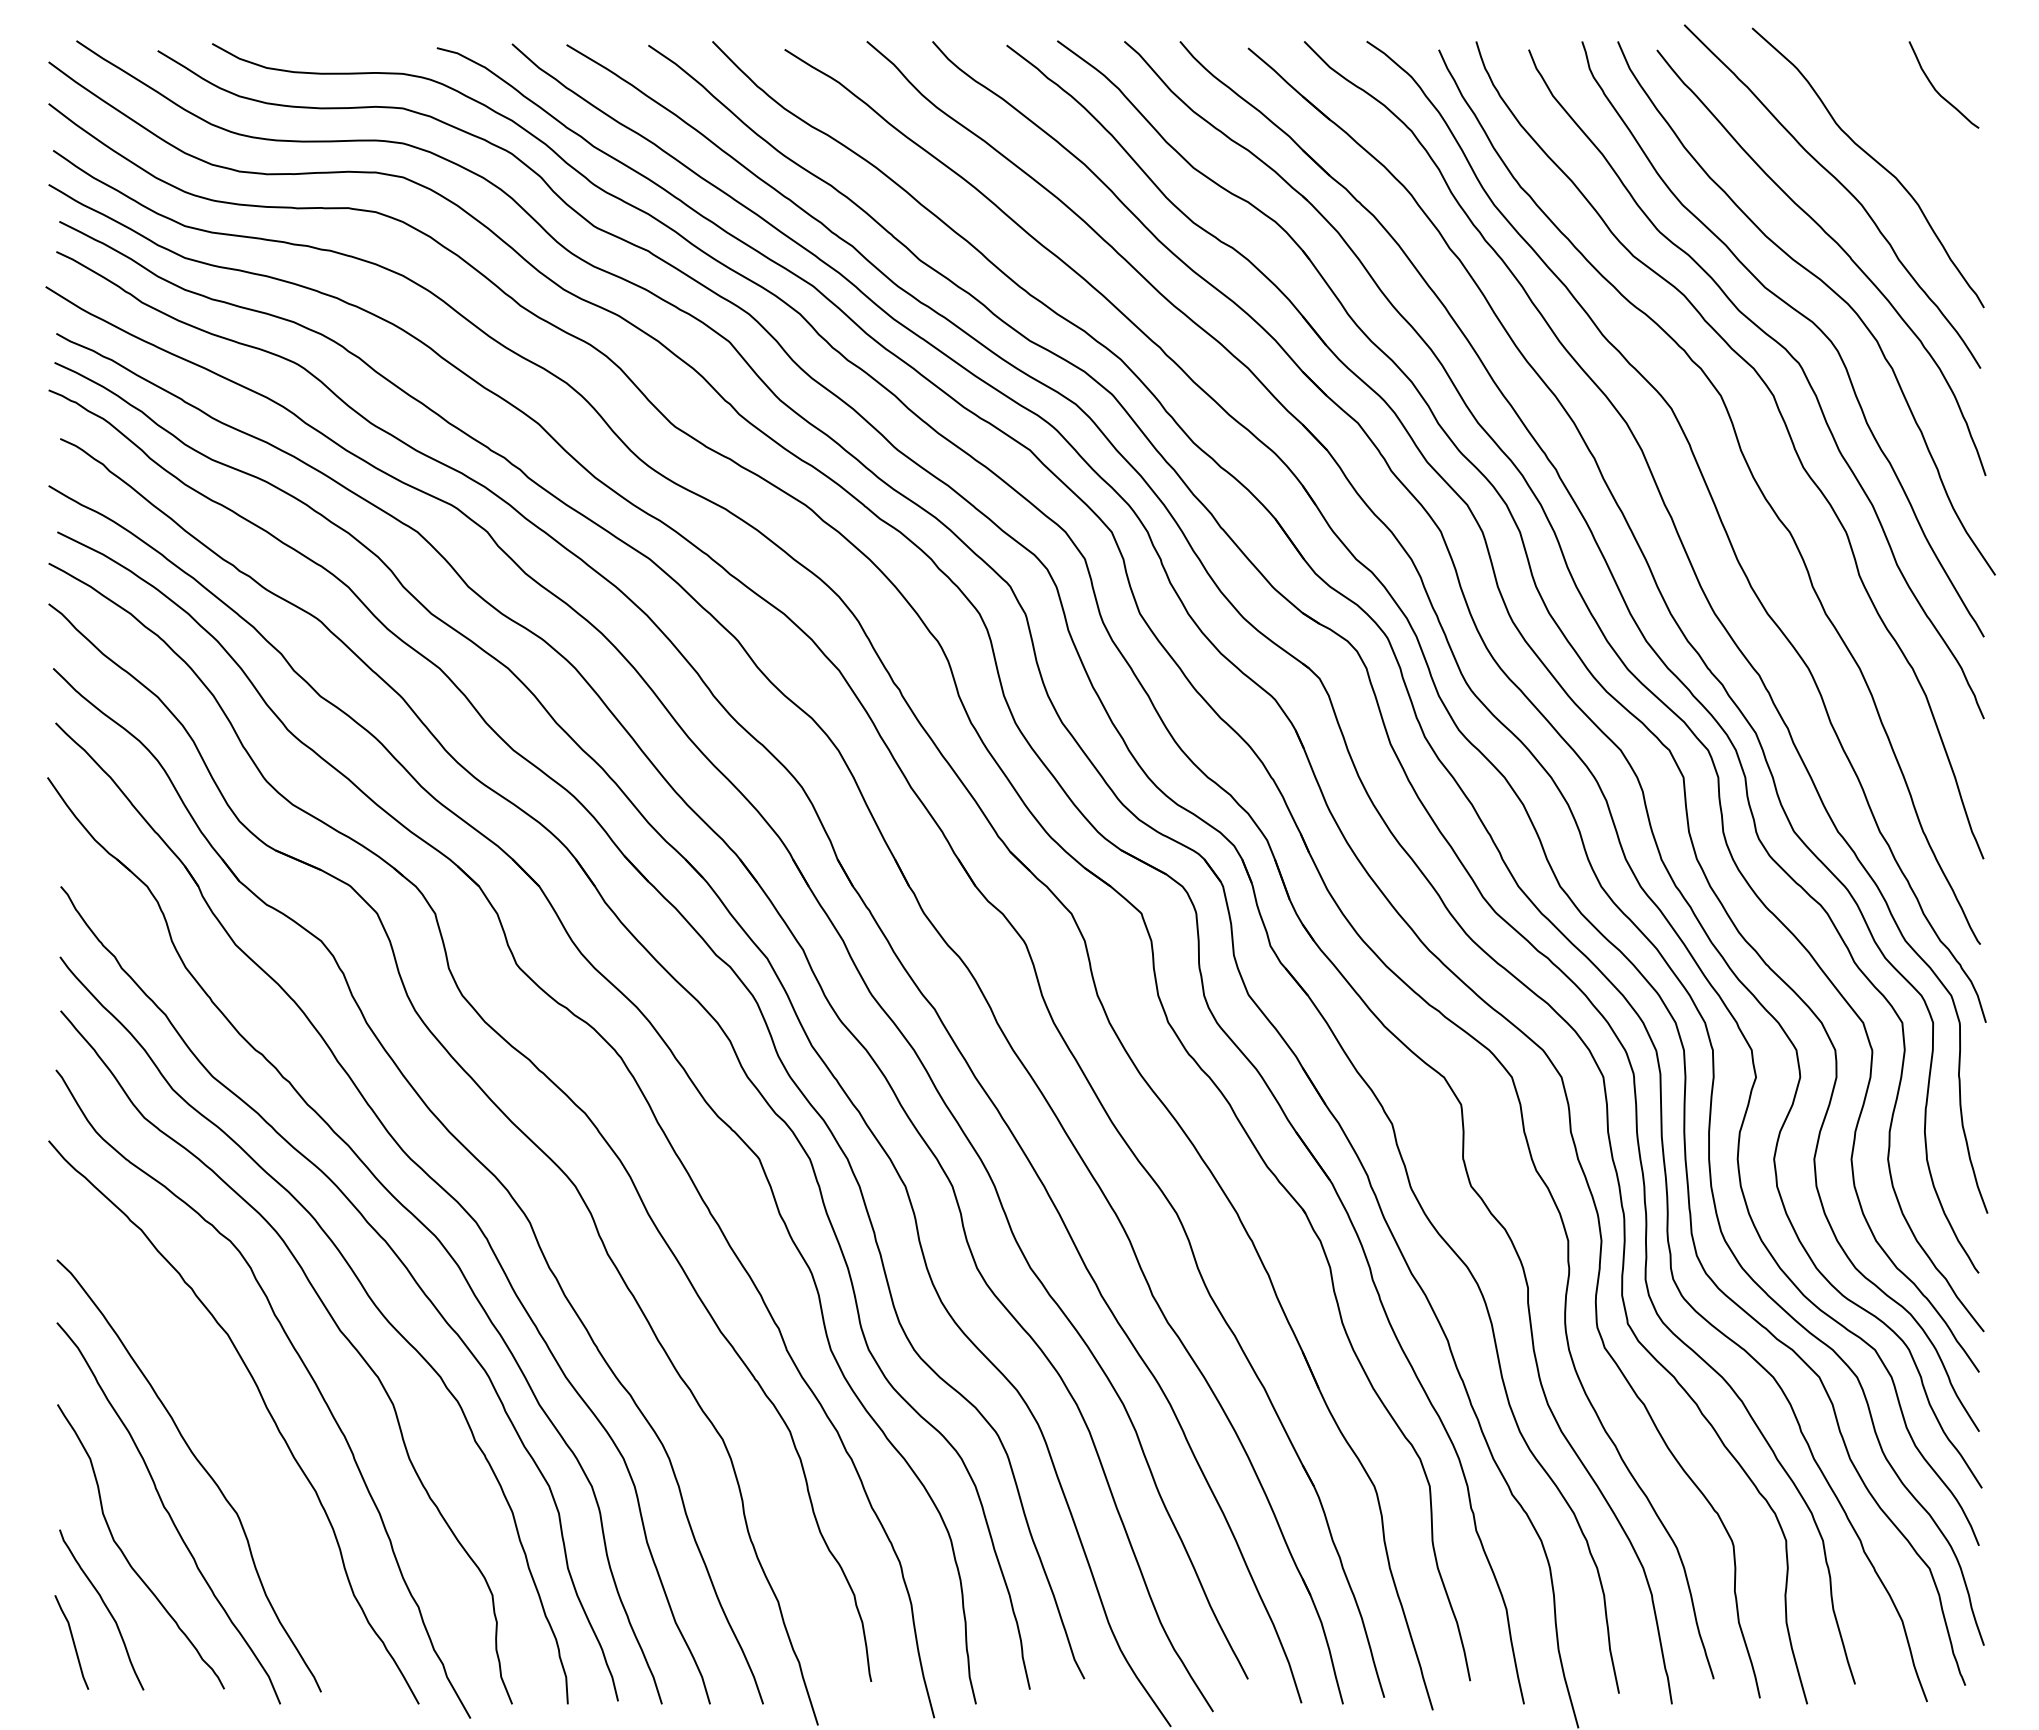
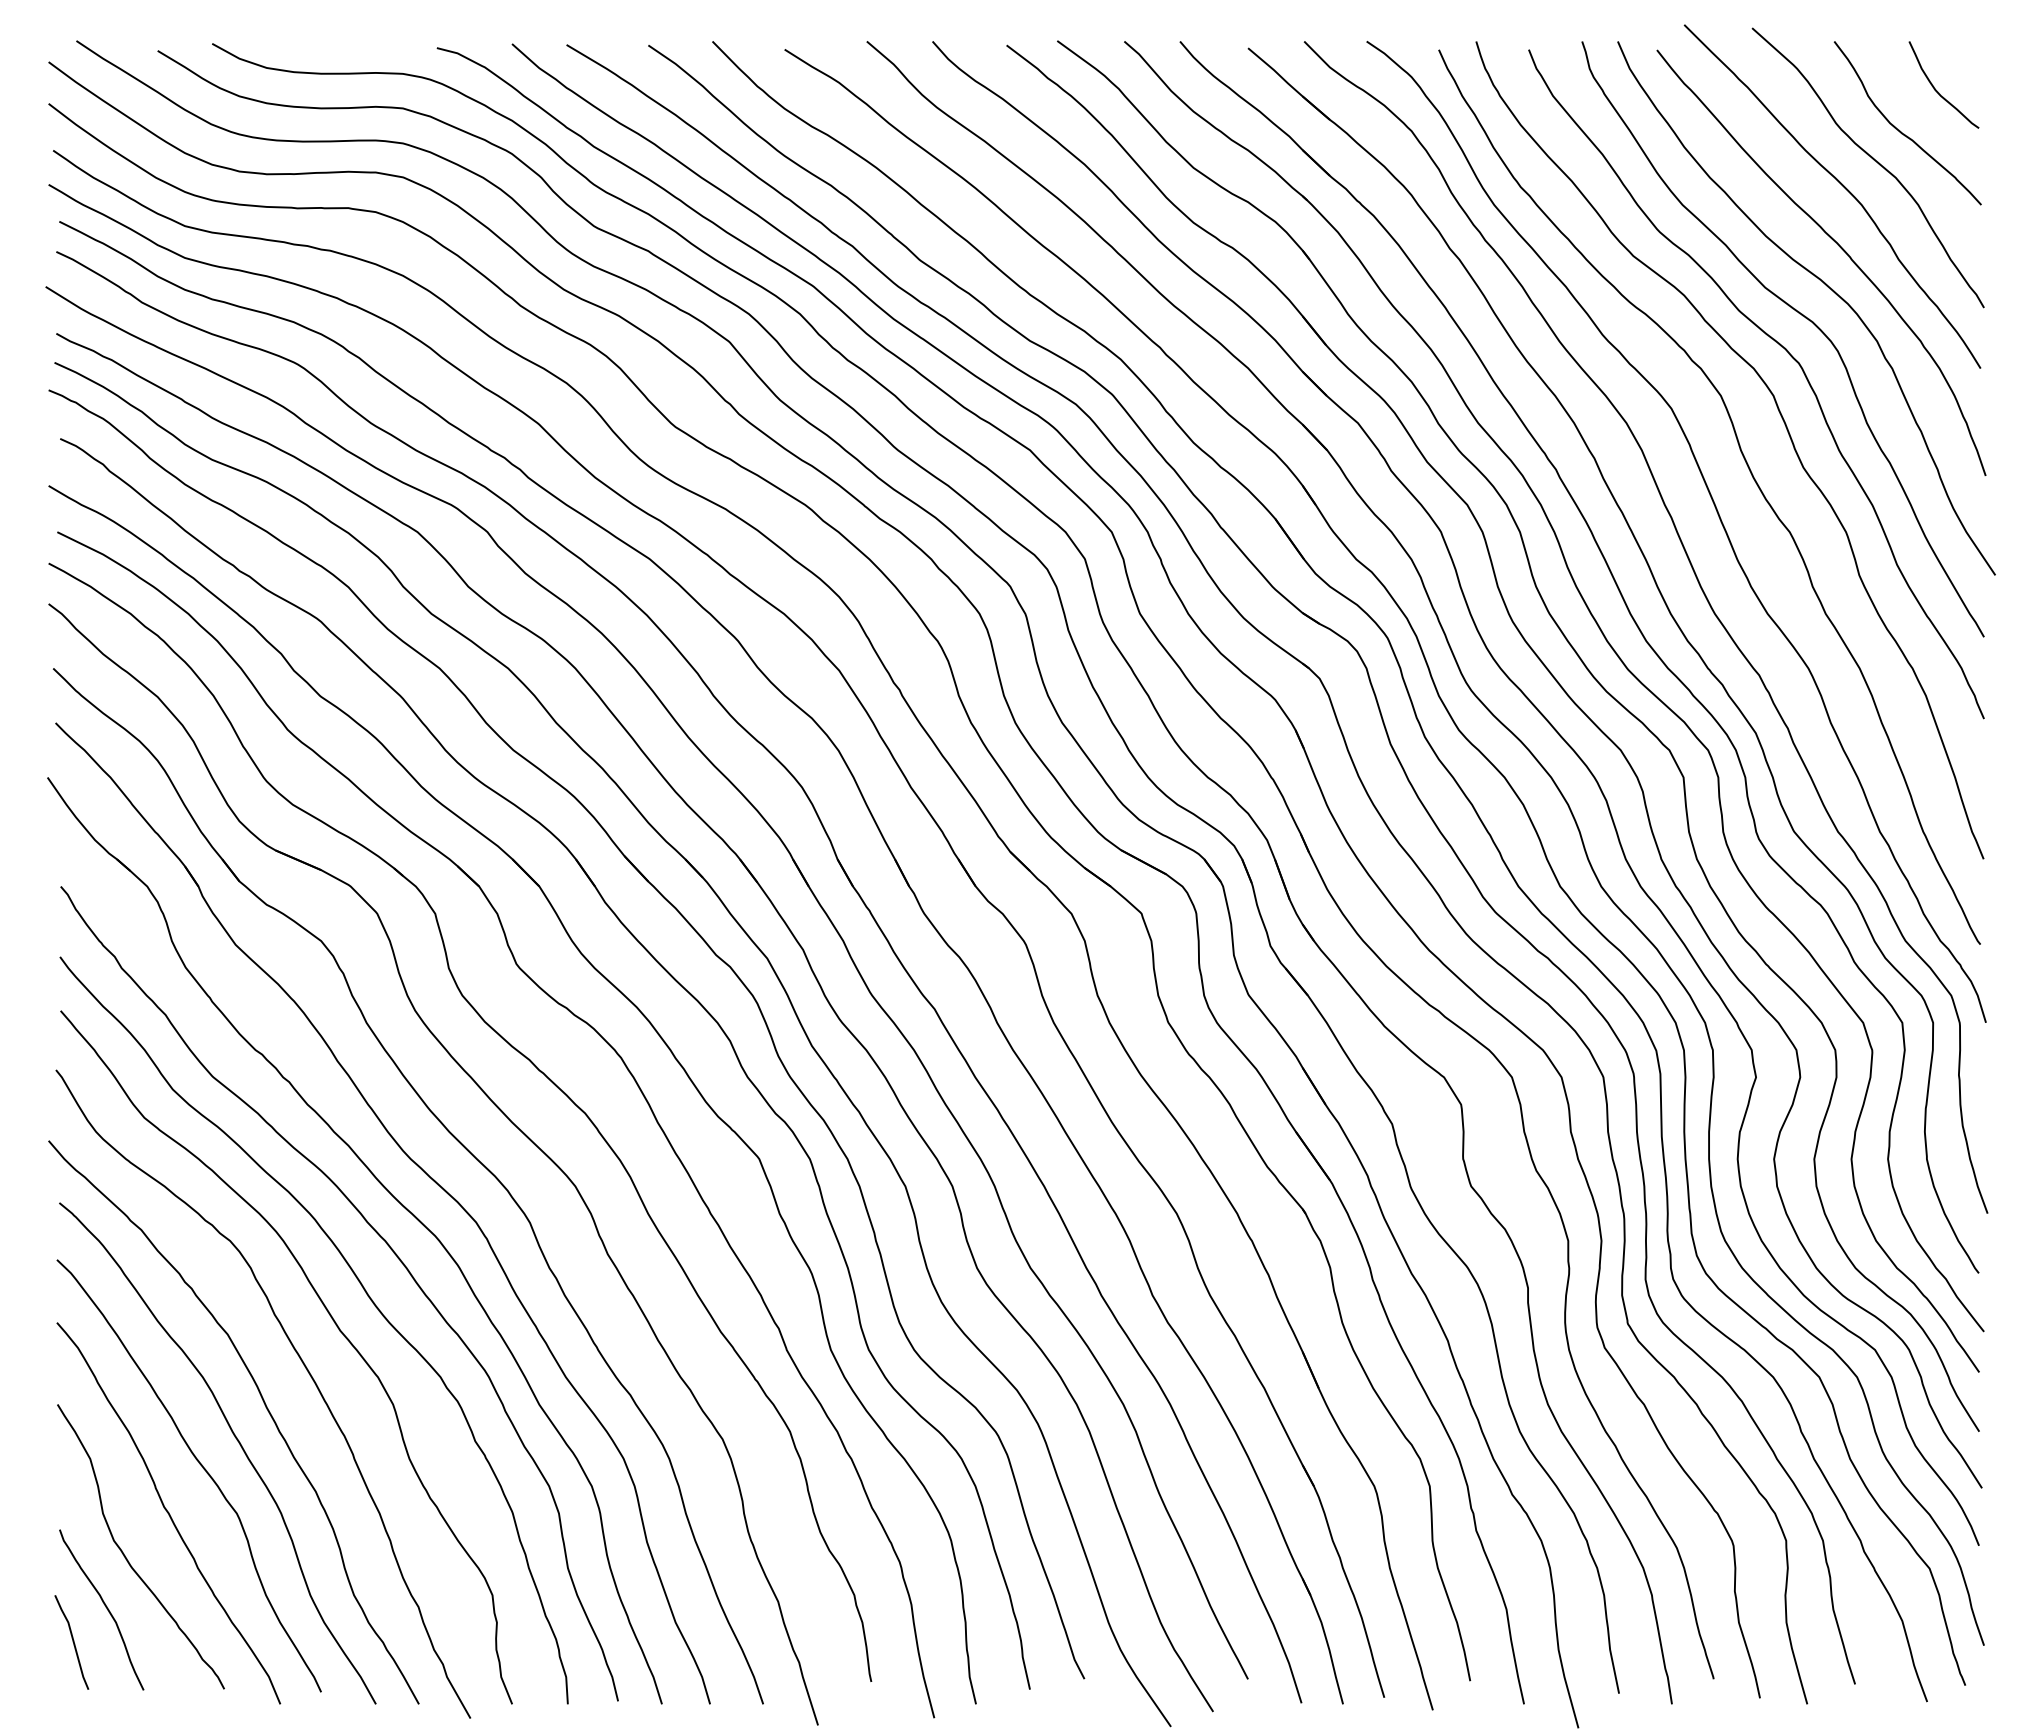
curve: none -> present (1900, 130)
curve: none -> present (236, 1440)
